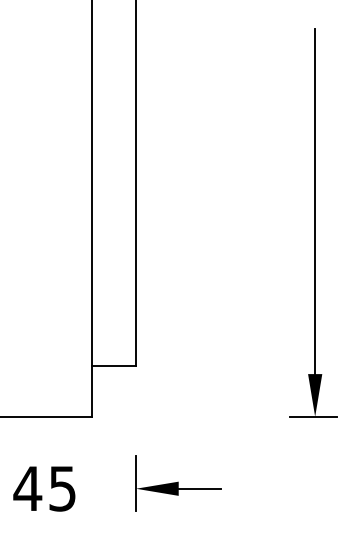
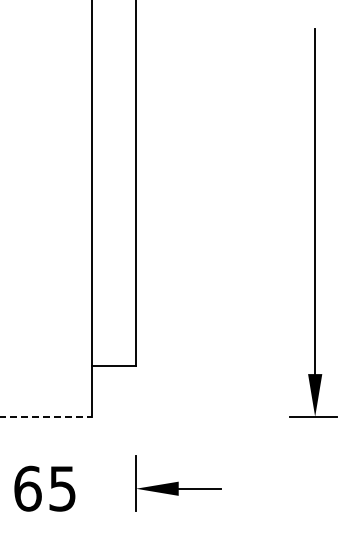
line: solid -> dashed (46, 416)
text: 45 -> 65 (27, 488)
